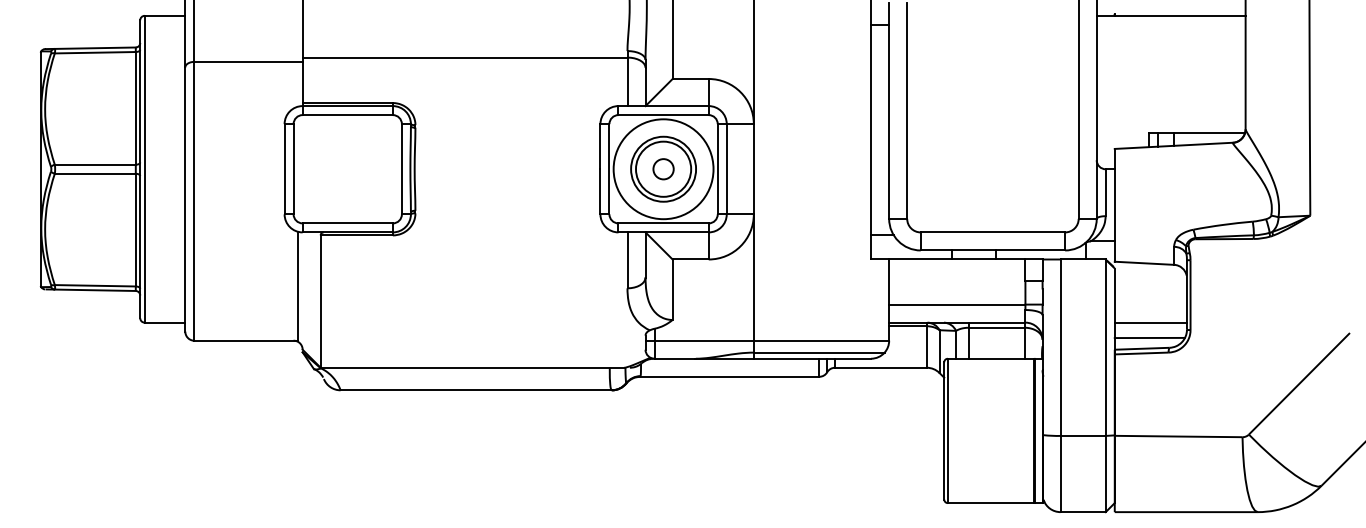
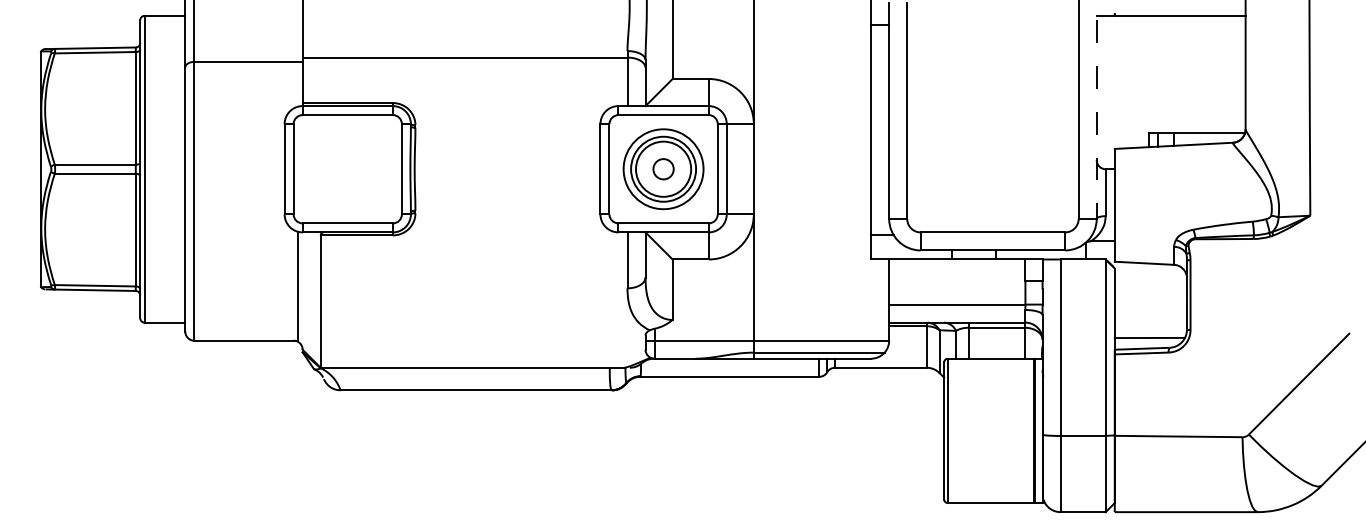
line: solid -> dashed (1096, 109)
circle diameter: 100 px -> 80 px (663, 169)
line: present -> none (1150, 322)
